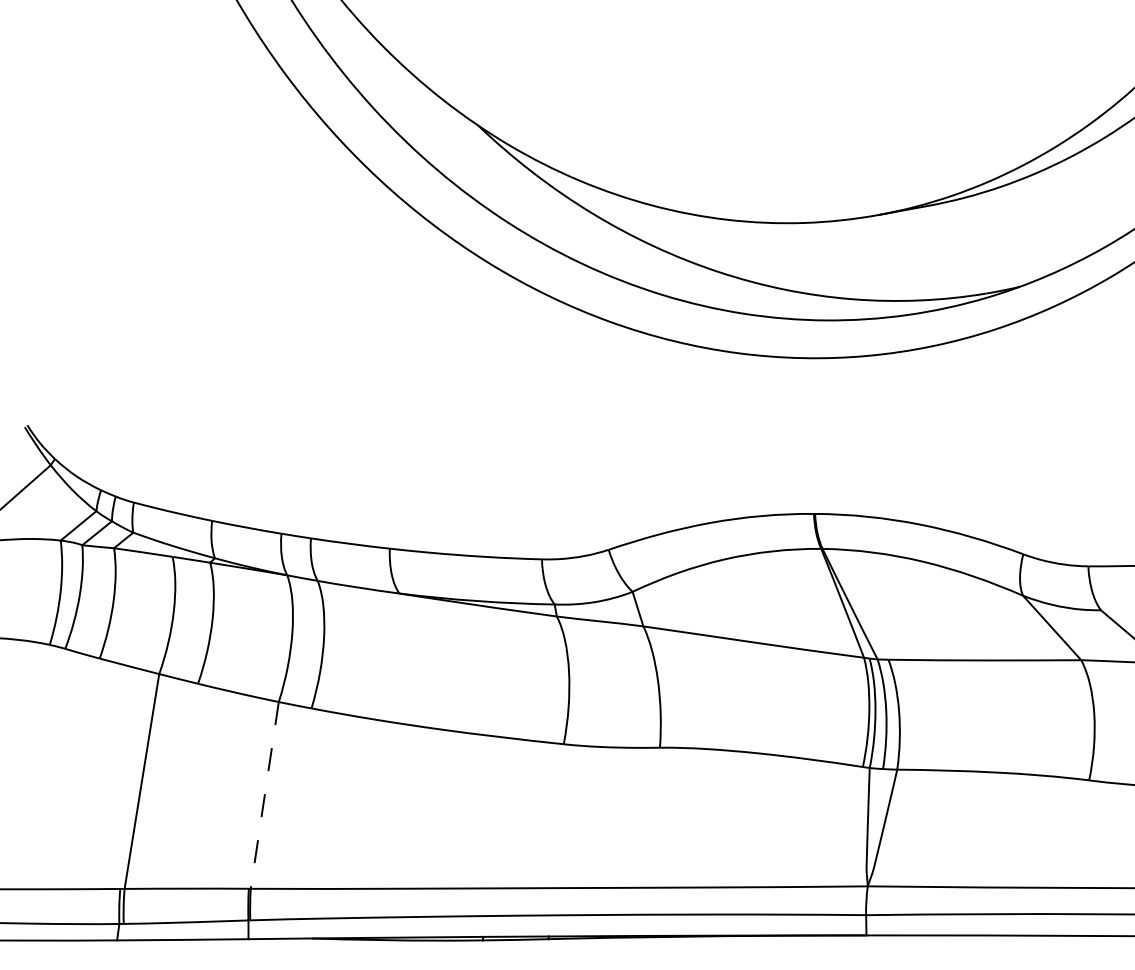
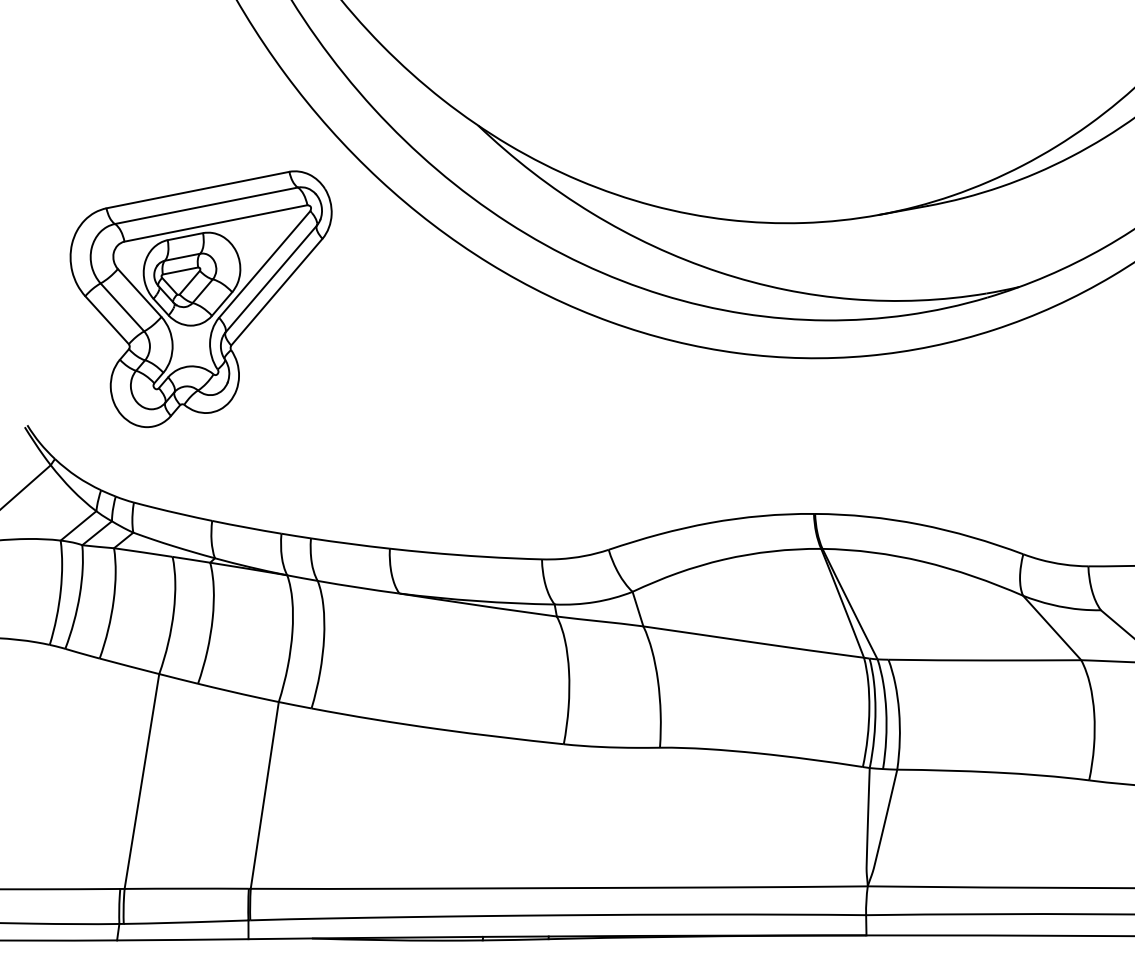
part: none -> present (200, 299)
line: dashed -> solid (264, 795)
